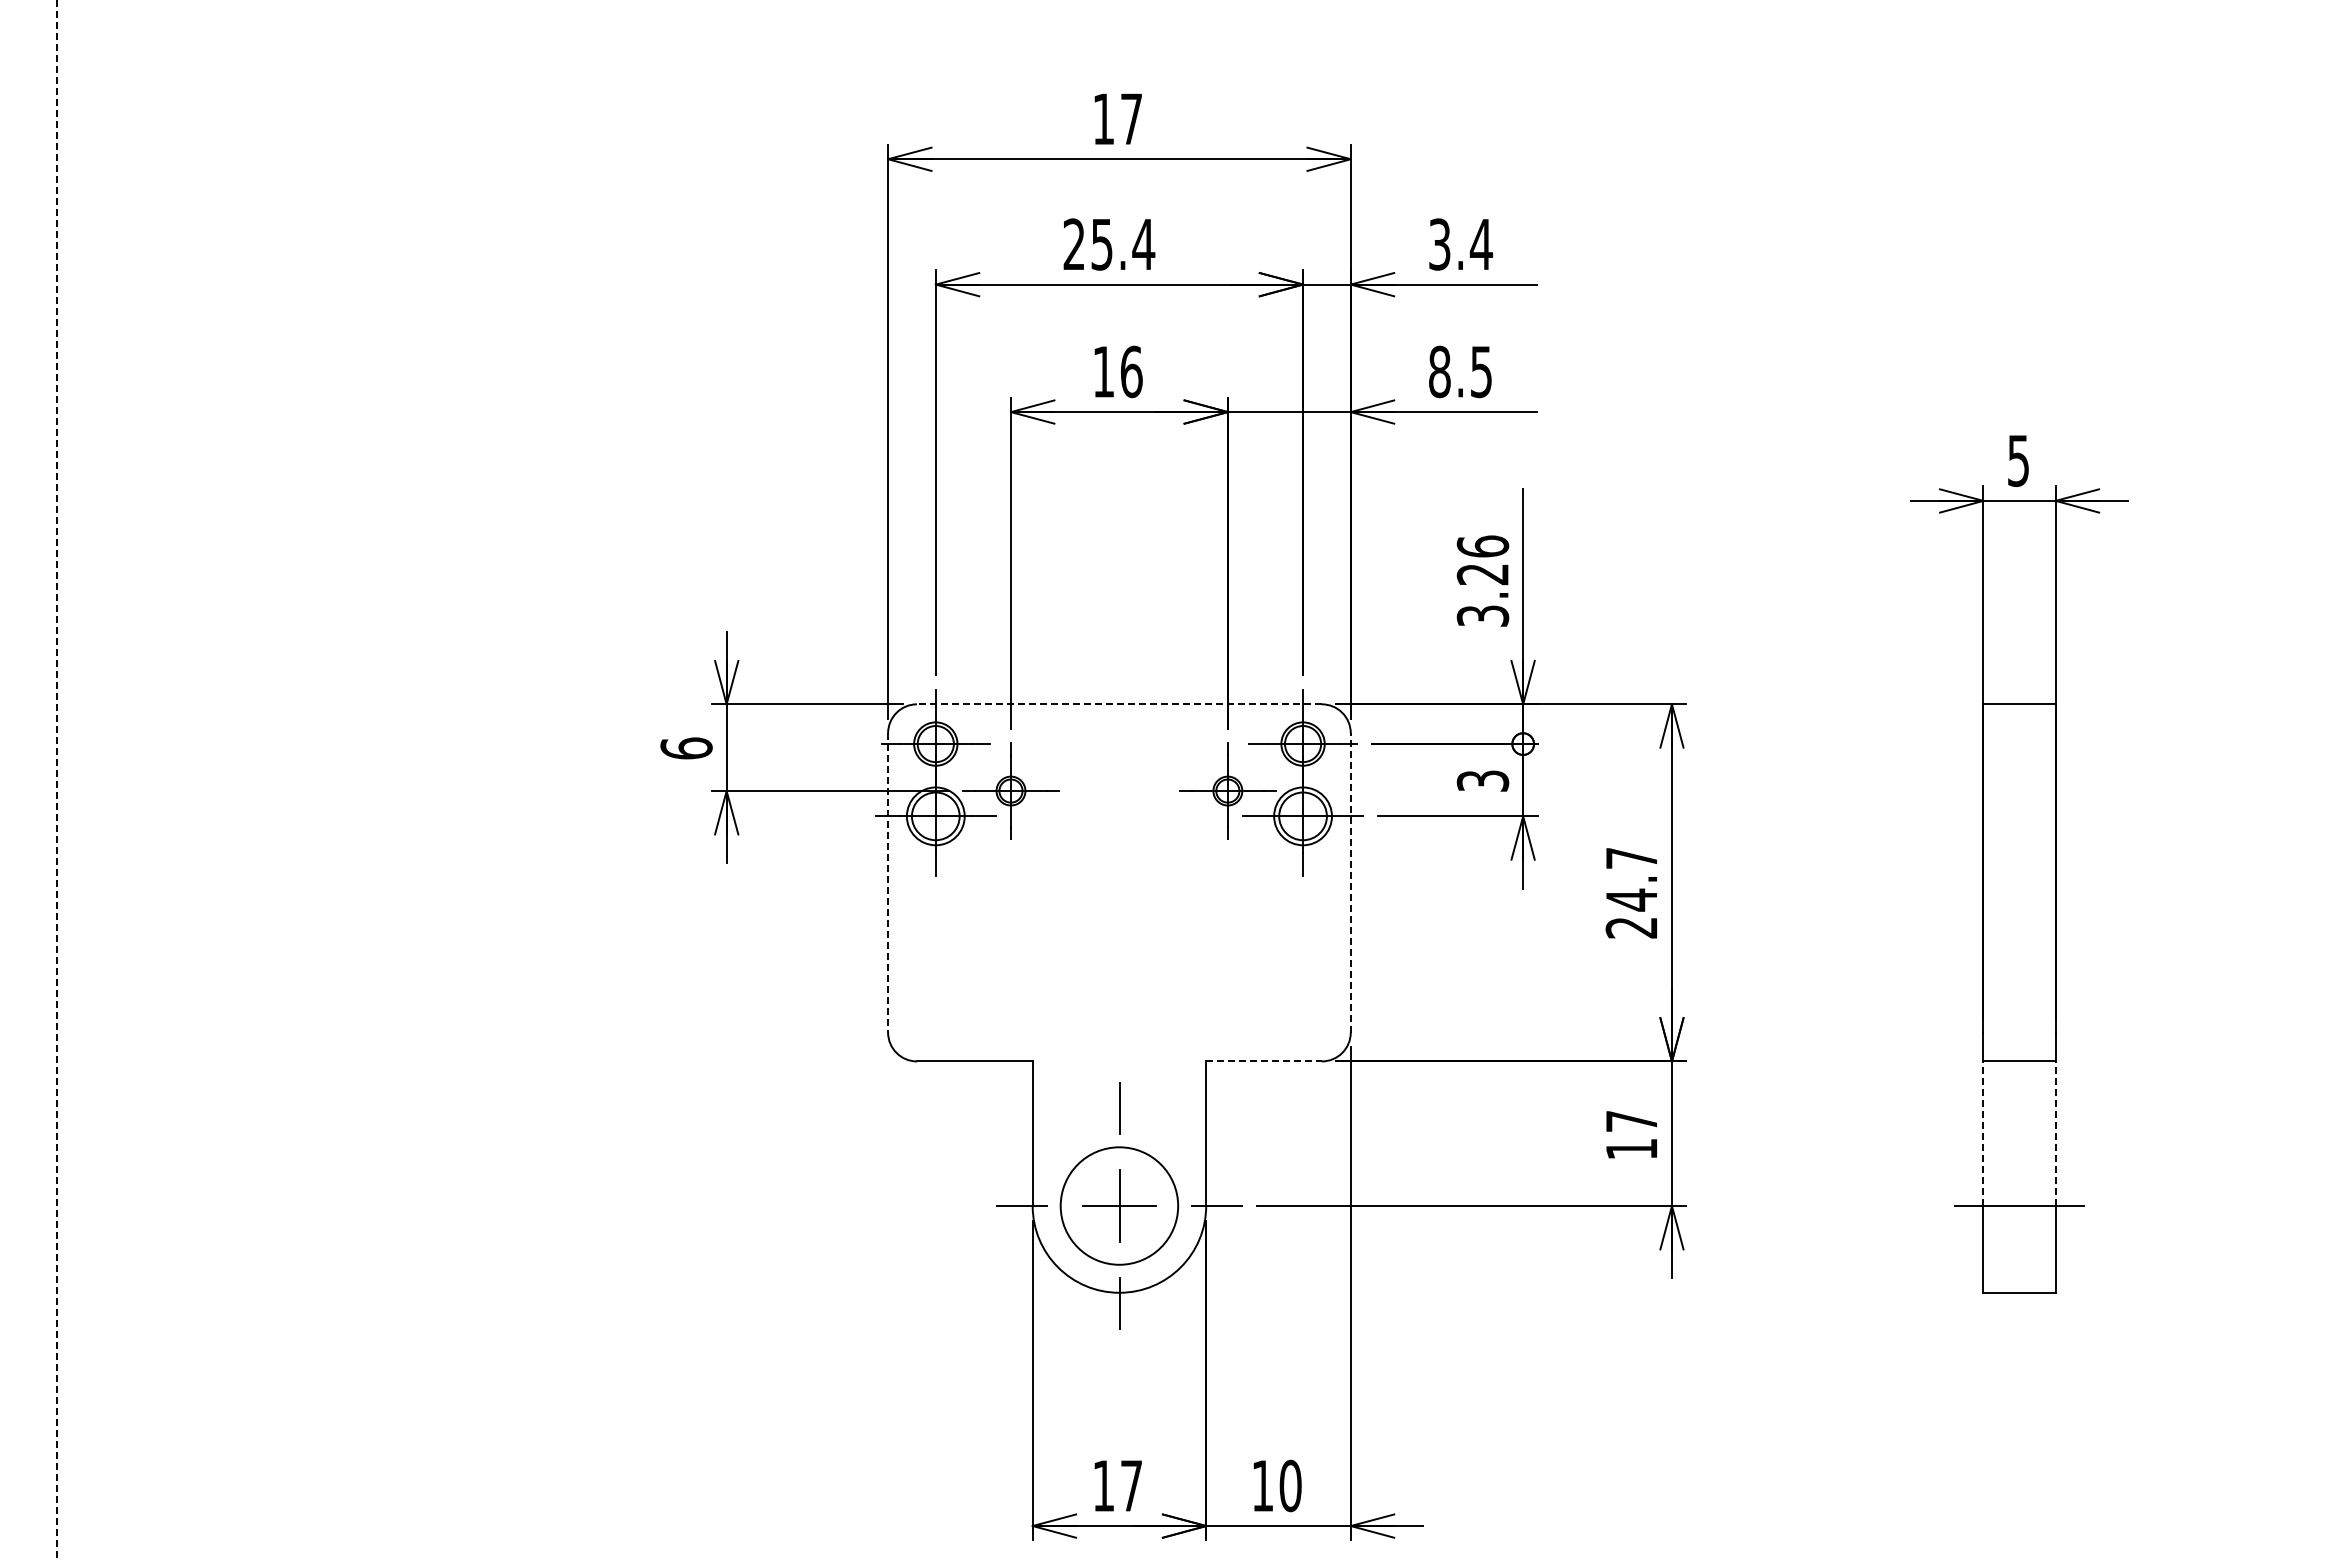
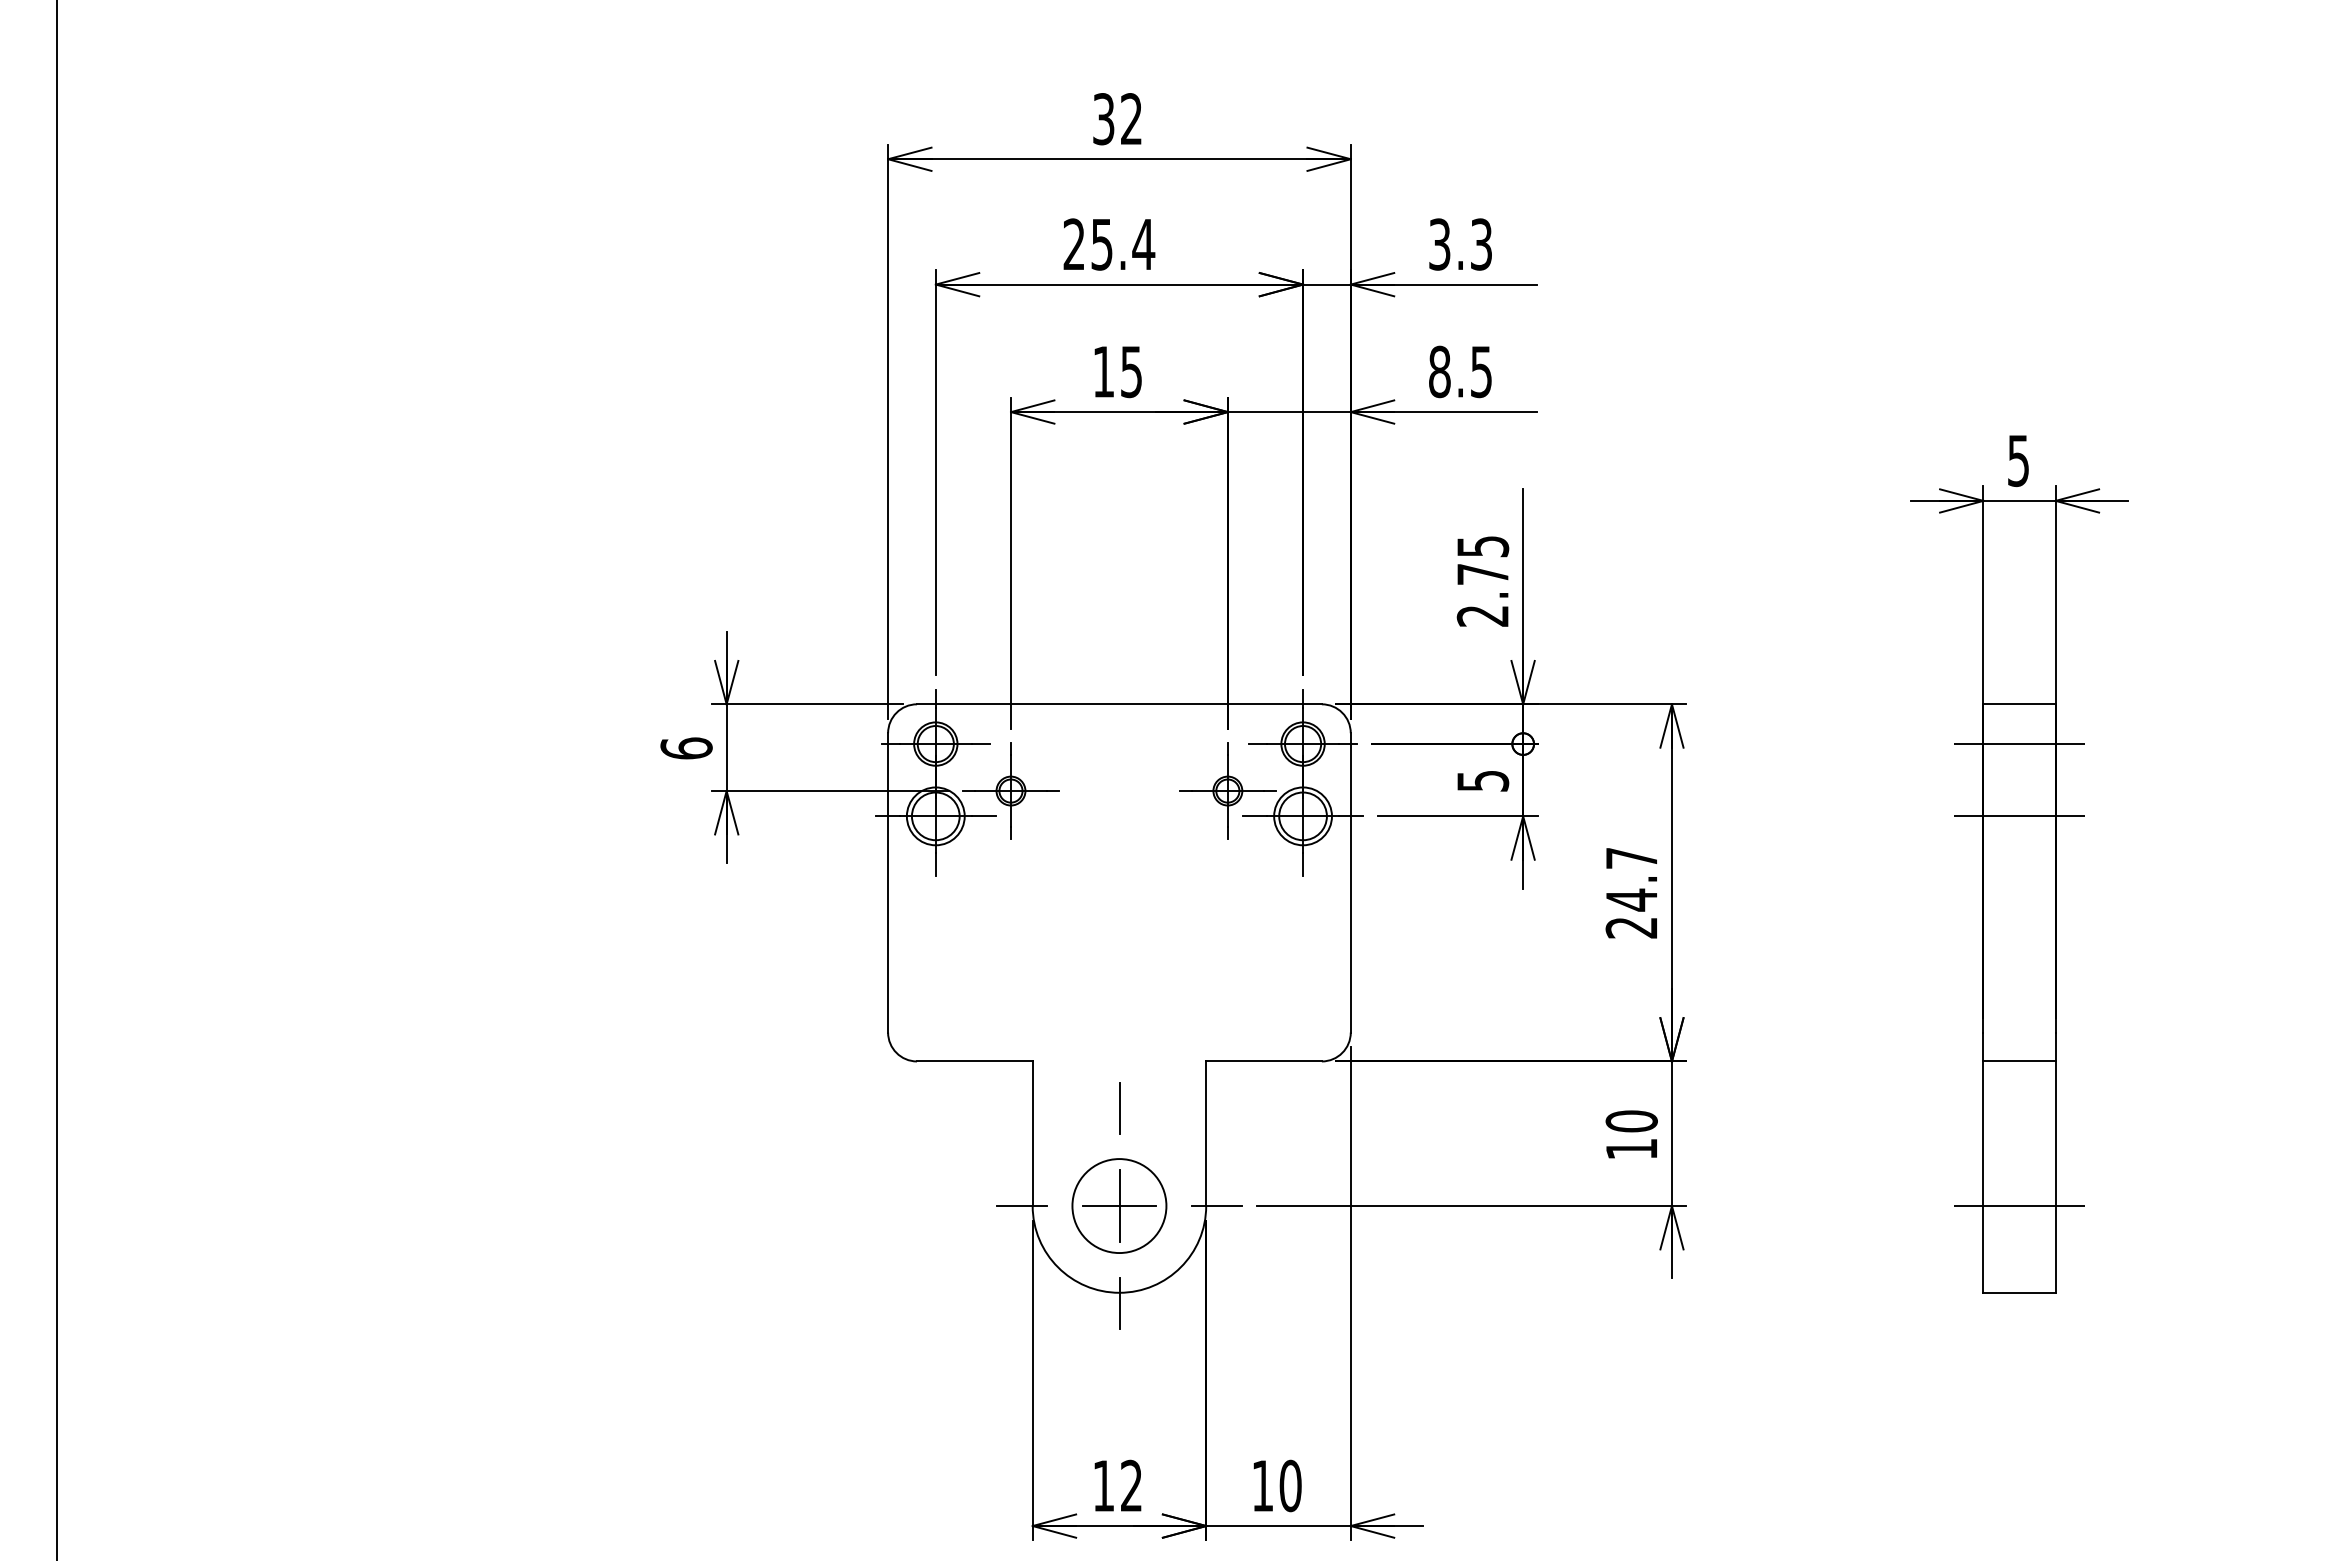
text: 17 -> 32 (1117, 119)
text: 3.4 -> 3.3 (1480, 244)
text: 16 -> 15 (1131, 371)
text: 3.26 -> 2.75 (1482, 580)
line: dashed -> solid (1118, 704)
line: none -> present (2019, 744)
text: 3 -> 5 (1482, 780)
line: dashed -> solid (57, 781)
line: none -> present (2019, 816)
line: dashed -> solid (888, 882)
line: dashed -> solid (1350, 882)
line: dashed -> solid (1264, 1061)
text: 17 -> 10 (1631, 1121)
line: dashed -> solid (1983, 1133)
line: dashed -> solid (2055, 1133)
circle diameter: 117 px -> 94 px (1119, 1206)
text: 17 -> 12 (1131, 1485)
